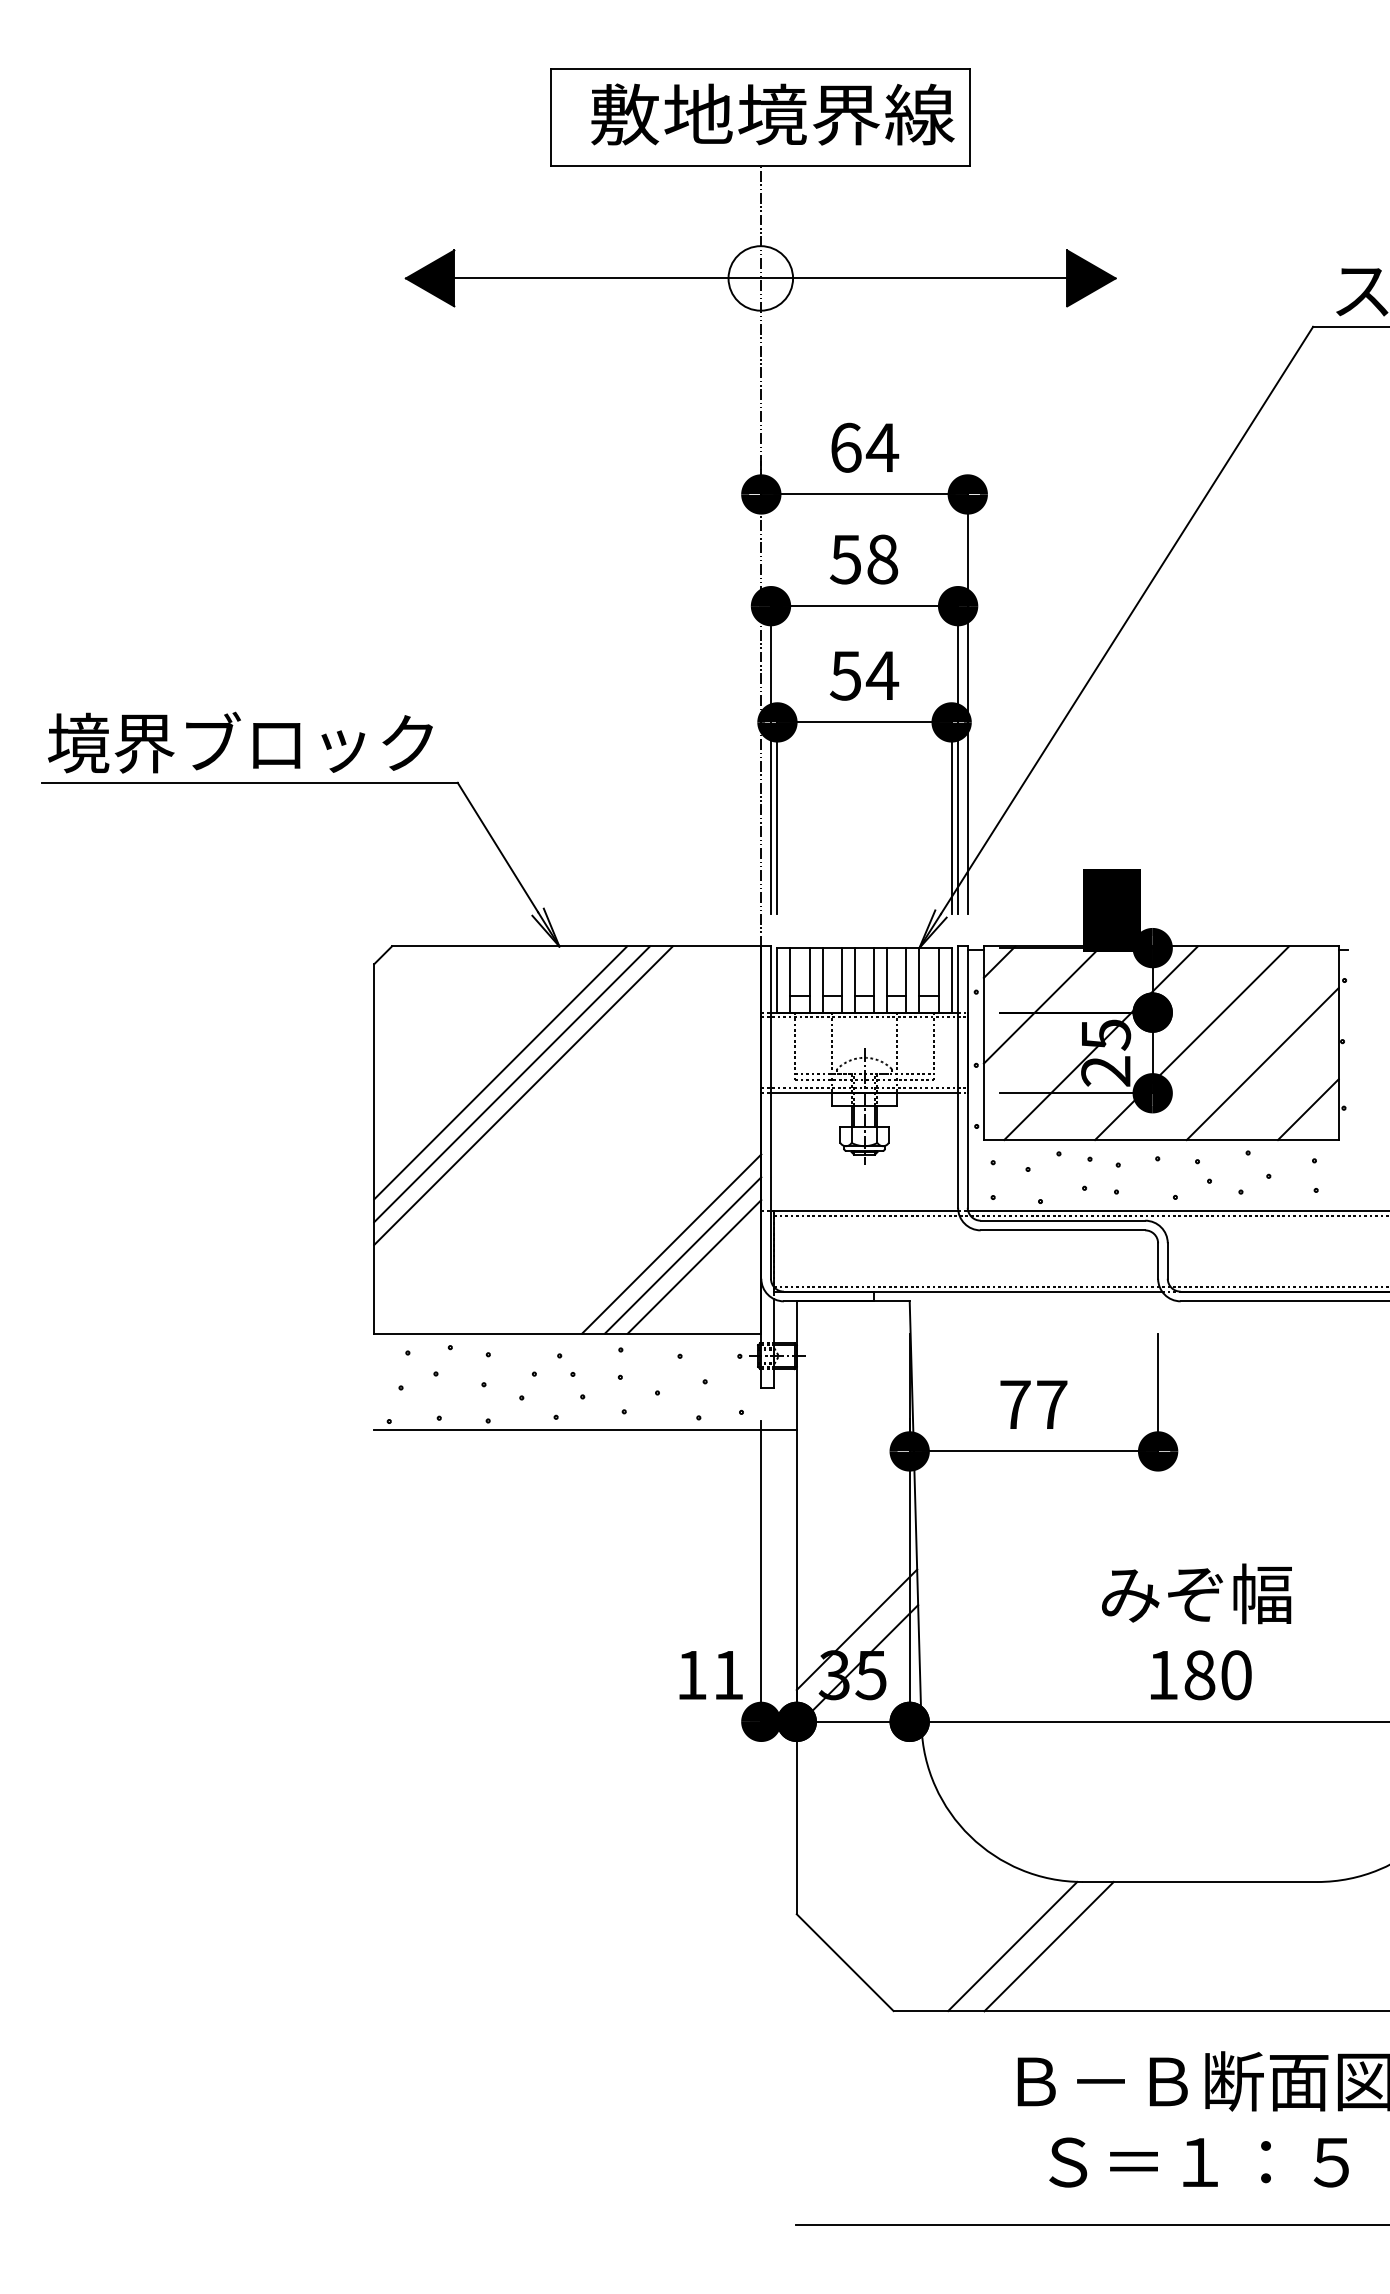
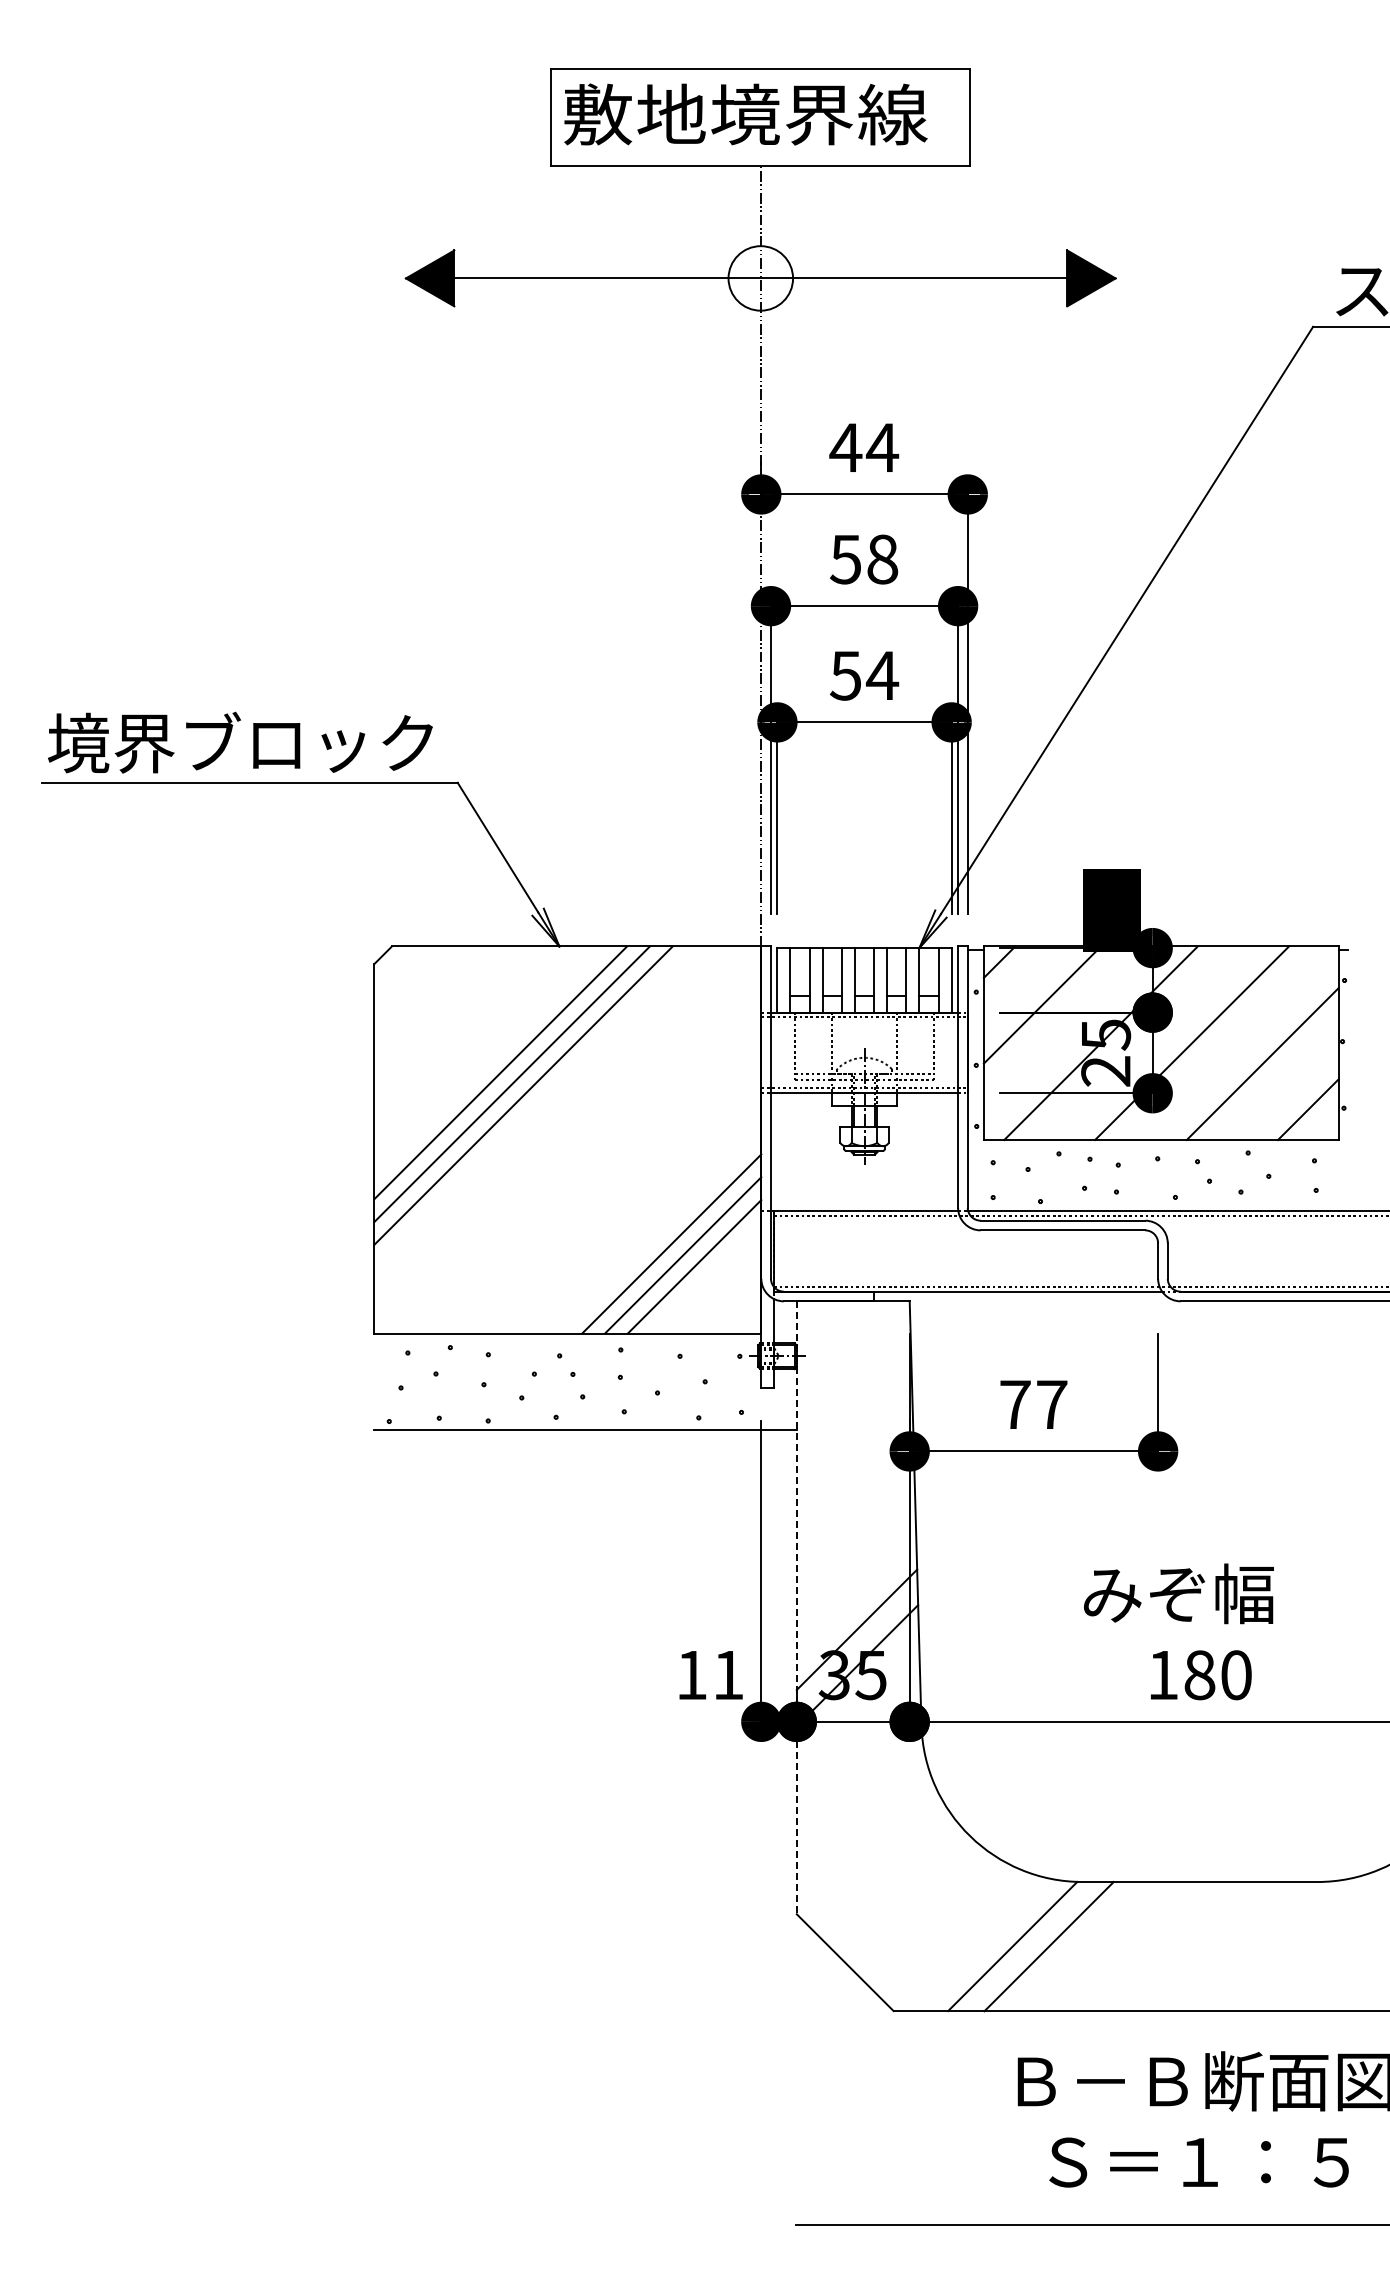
text position: (772, 114) -> (745, 114) (745, 114)
text: 64 -> 44 (845, 447)
text position: (1196, 1593) -> (1178, 1593) (1178, 1593)
line: solid -> dashed (796, 1608)
